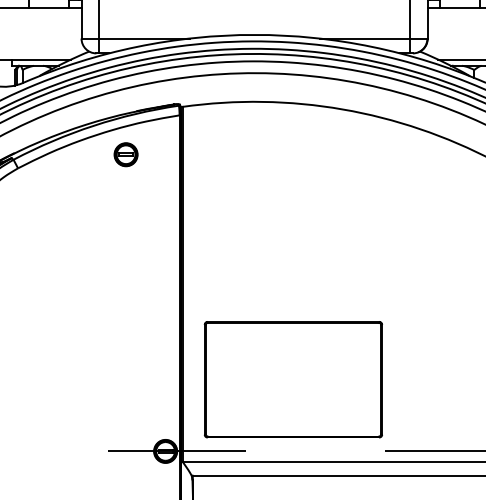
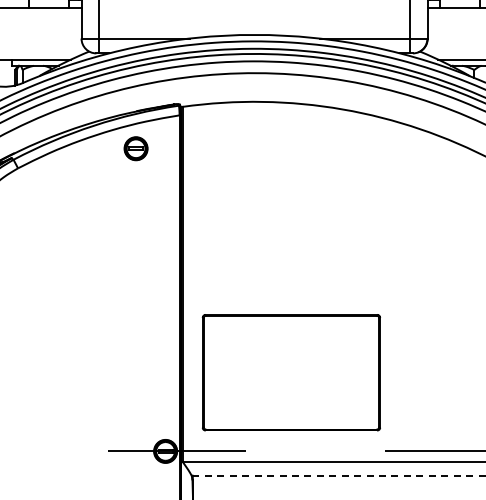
part position: (125, 154) -> (135, 148) (135, 148)
part position: (292, 379) -> (290, 372) (290, 372)
line: solid -> dashed (339, 475)
